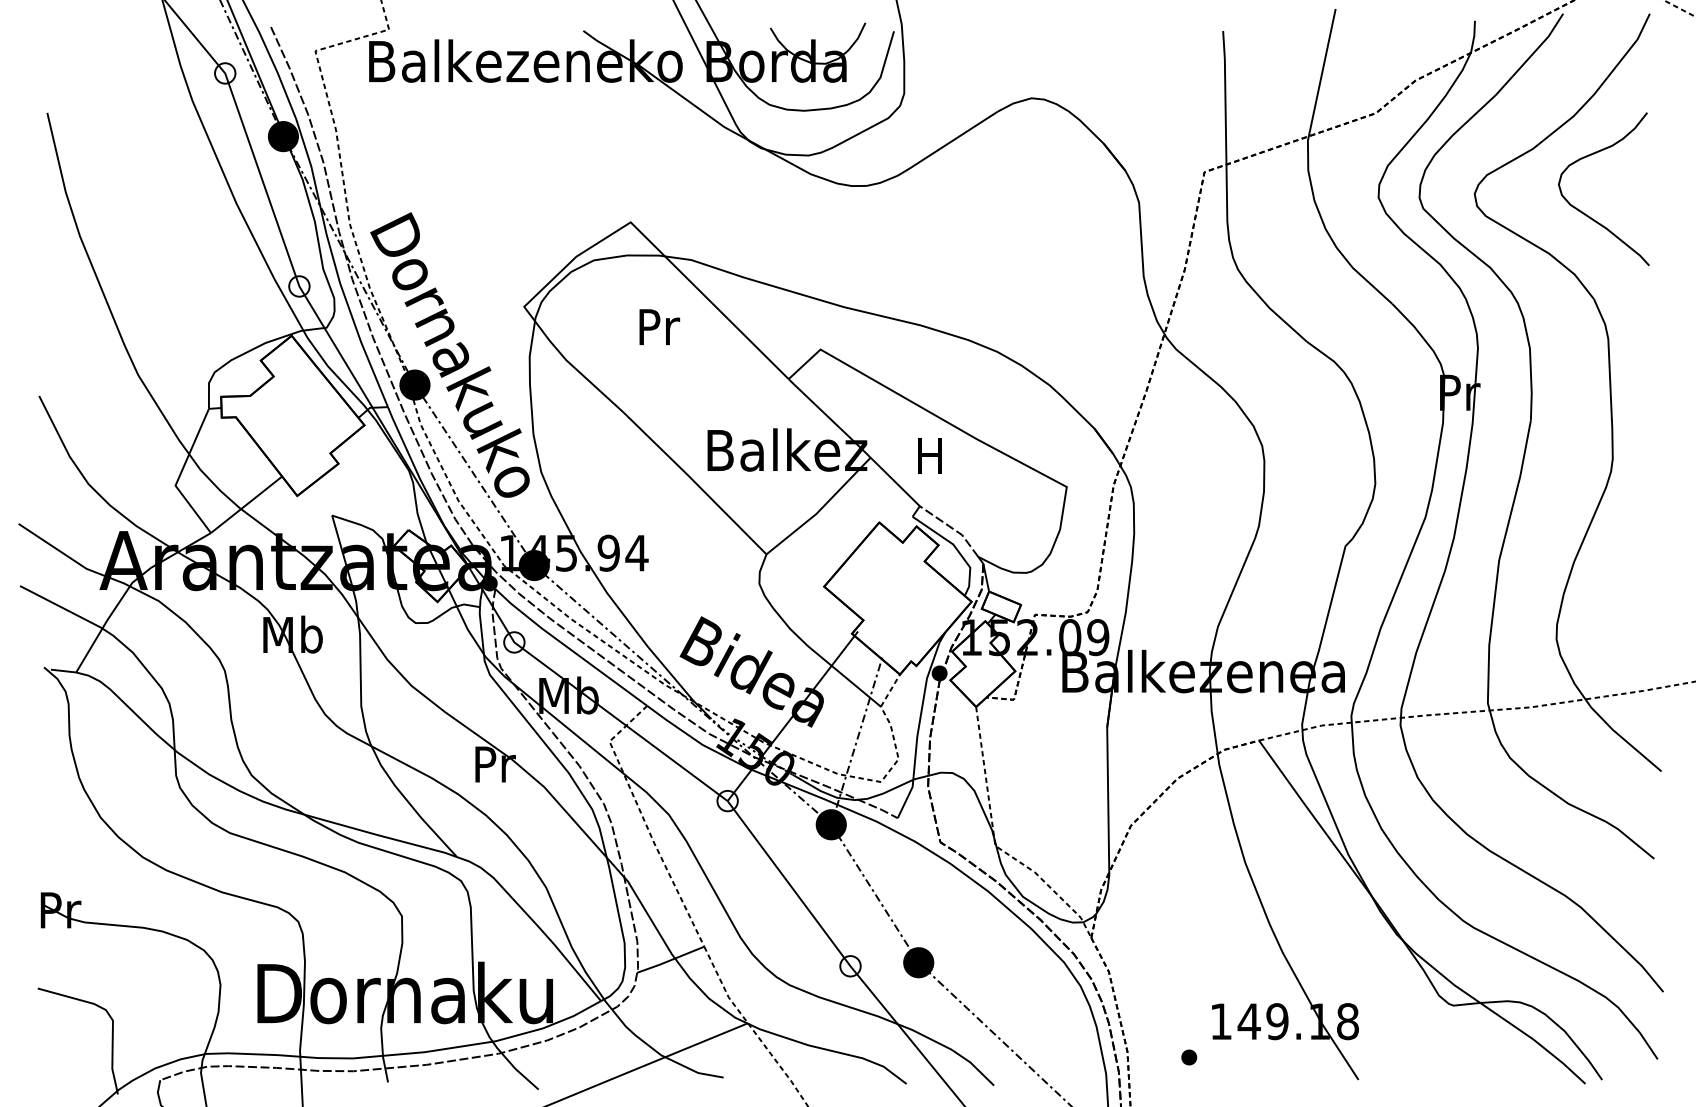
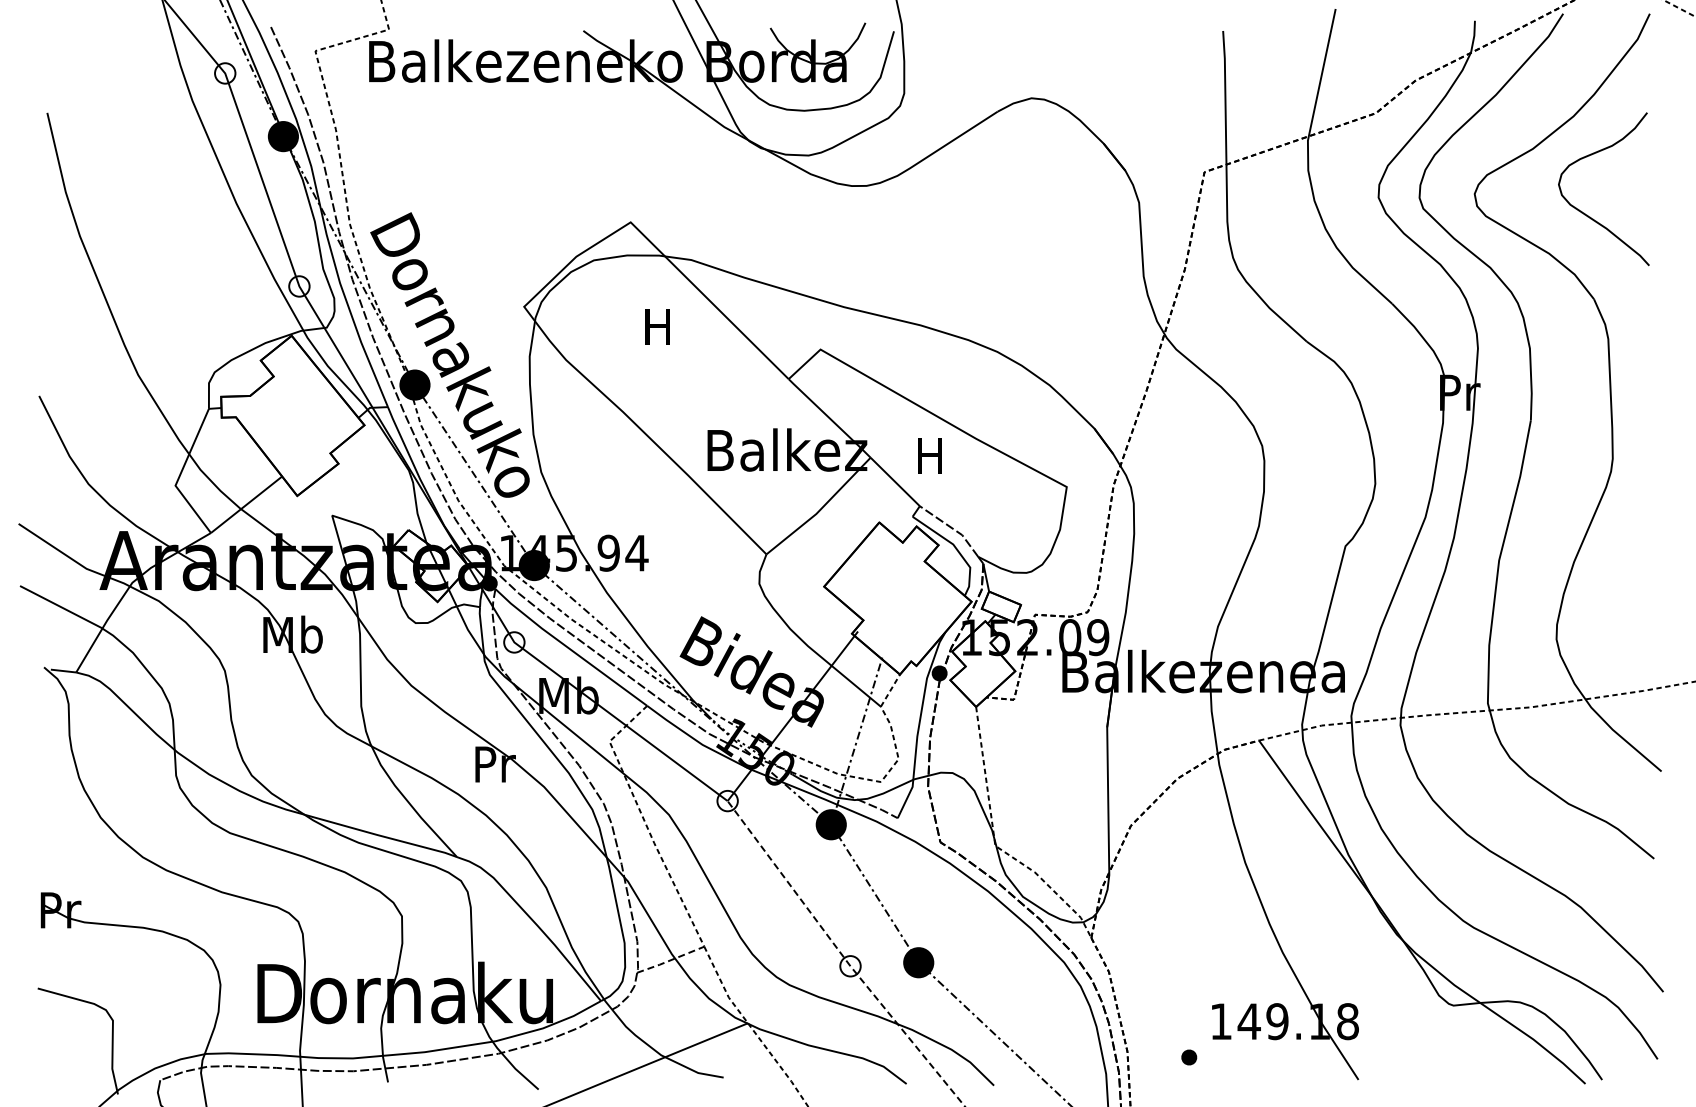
text: Pr -> H (659, 327)
line: solid -> dashed (843, 956)
line: solid -> dashed (670, 960)
